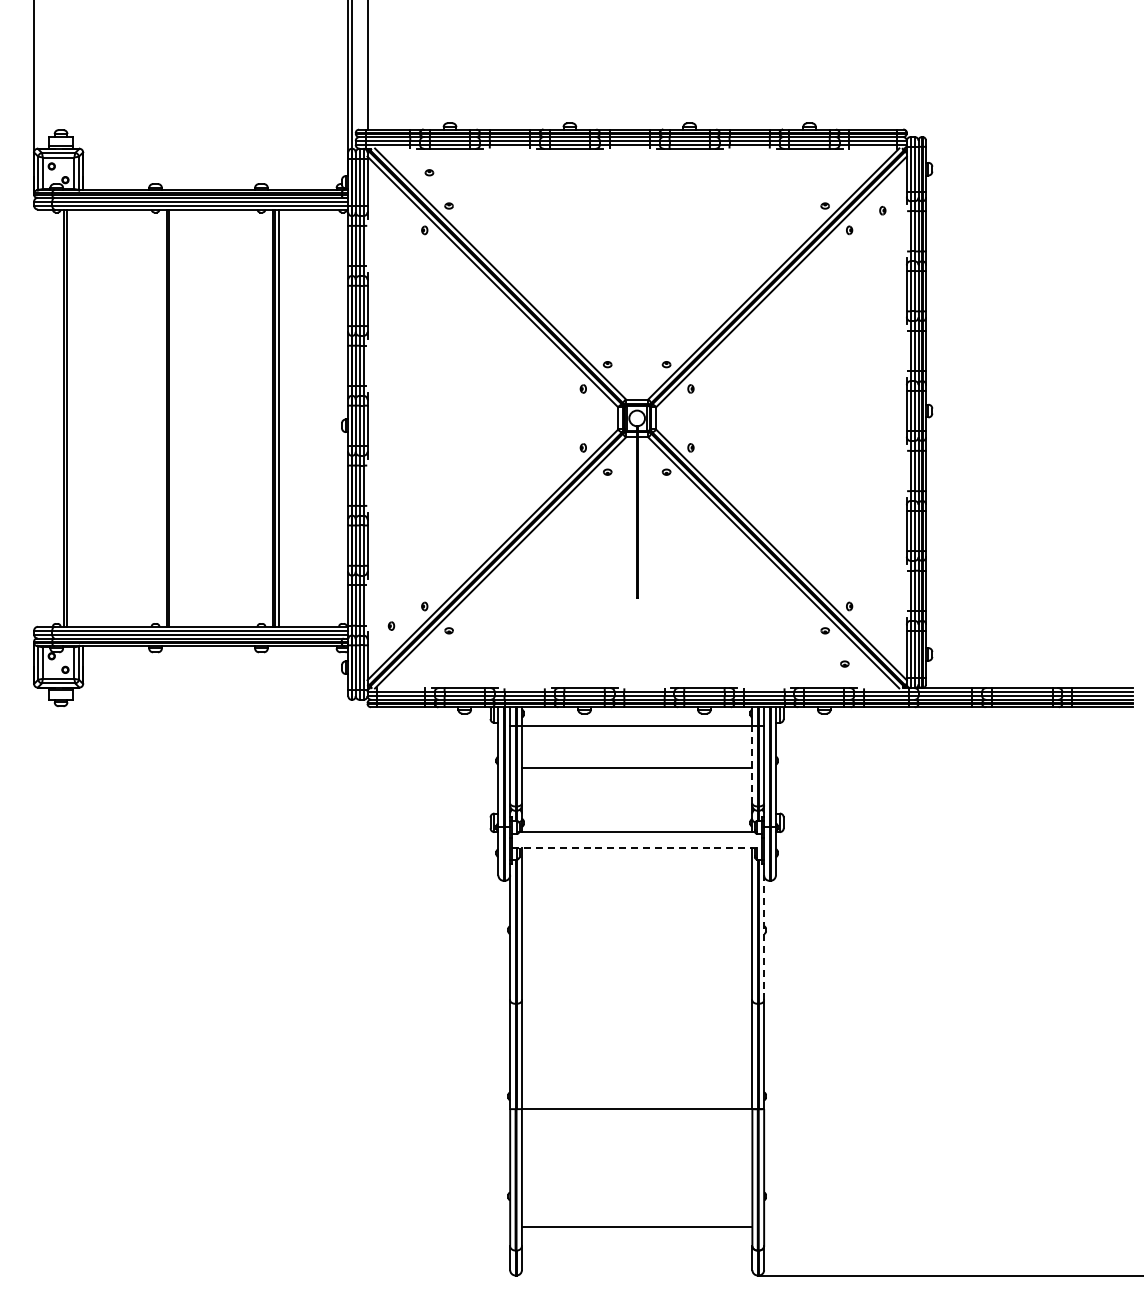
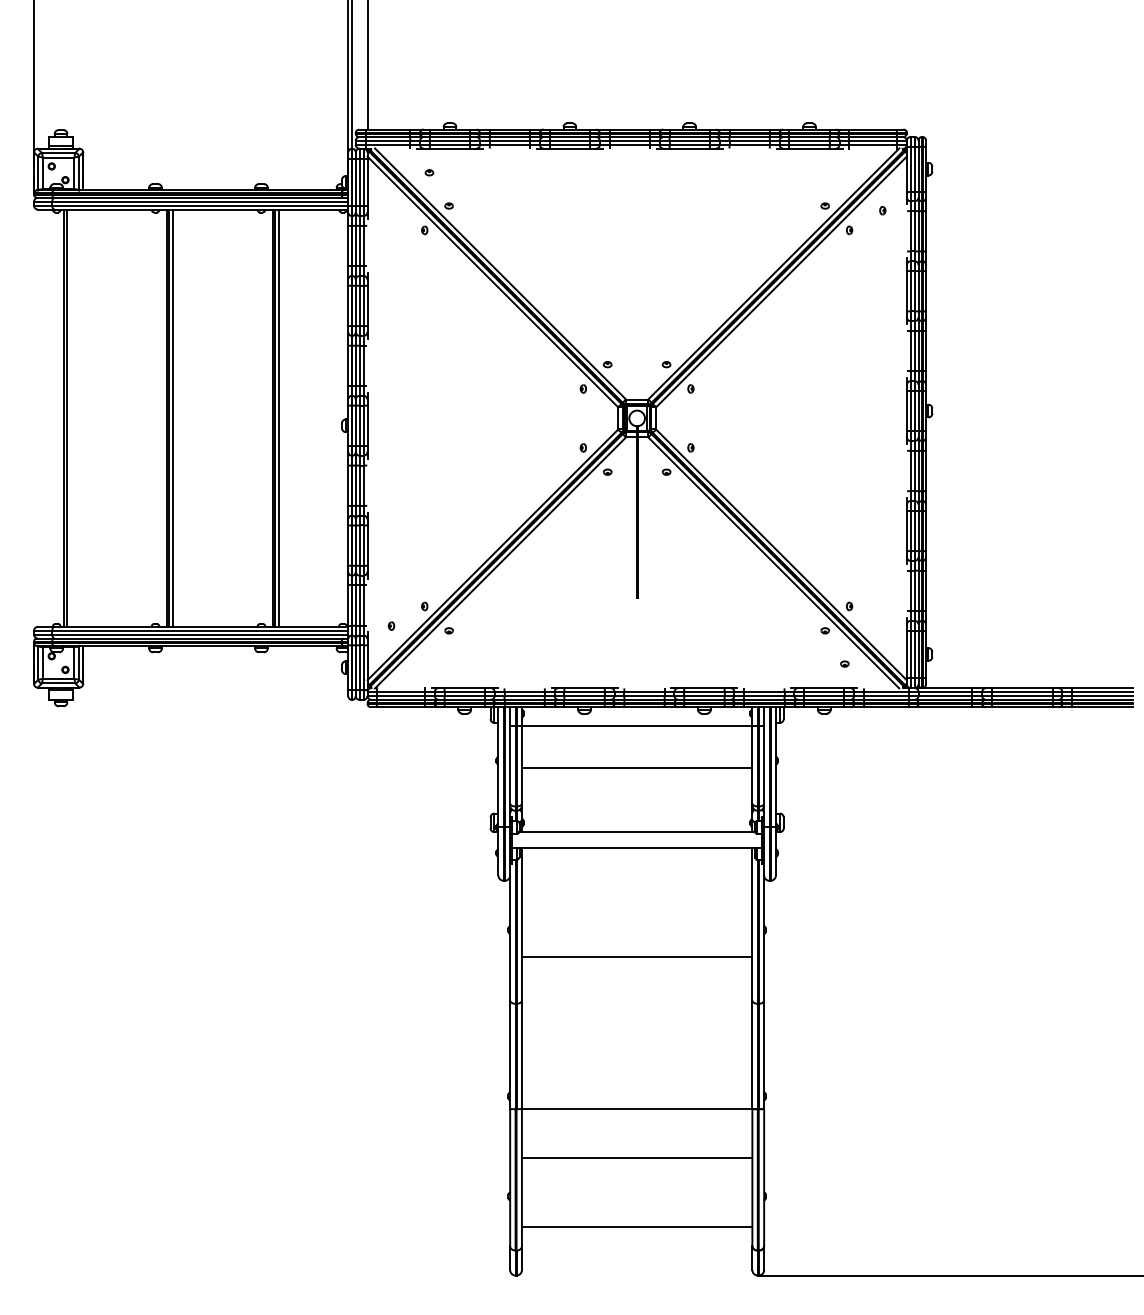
line: none -> present (173, 417)
line: dashed -> solid (752, 764)
line: dashed -> solid (637, 848)
line: dashed -> solid (764, 937)
line: none -> present (636, 956)
line: none -> present (636, 1158)
